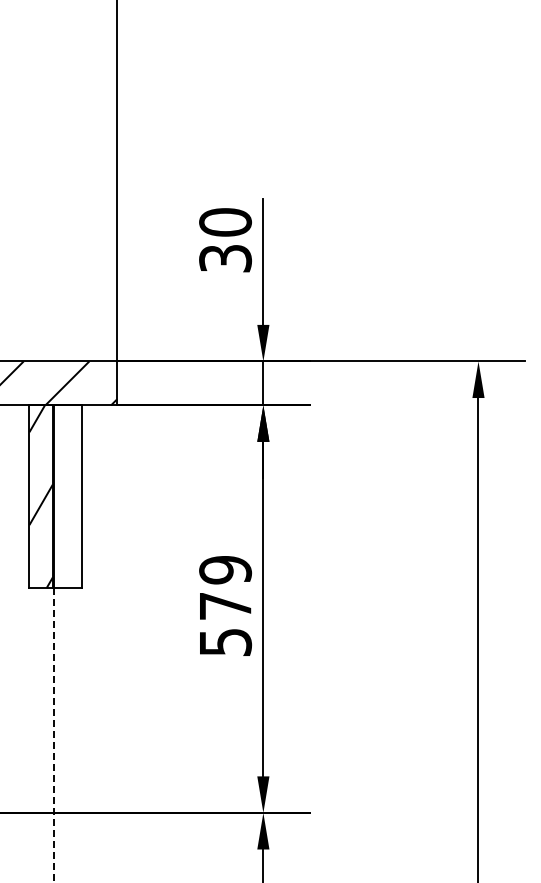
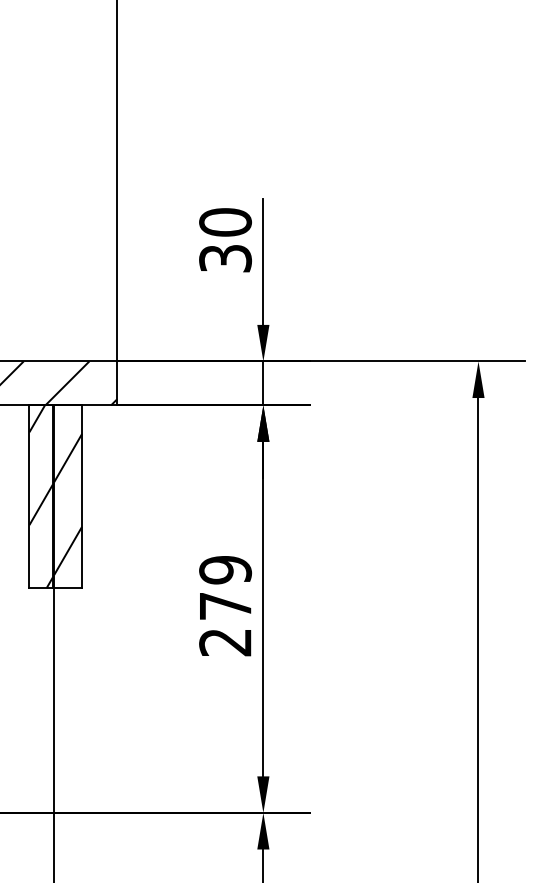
hatch: none -> present (68, 503)
text: 579 -> 279 (225, 642)
line: dashed -> solid (54, 735)
